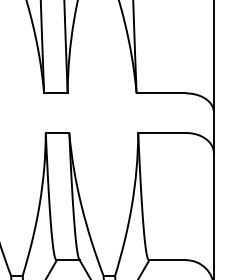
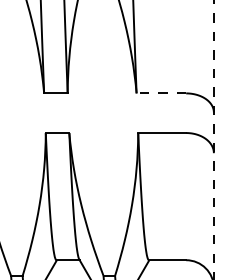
line: solid -> dashed (161, 93)
line: solid -> dashed (213, 140)
